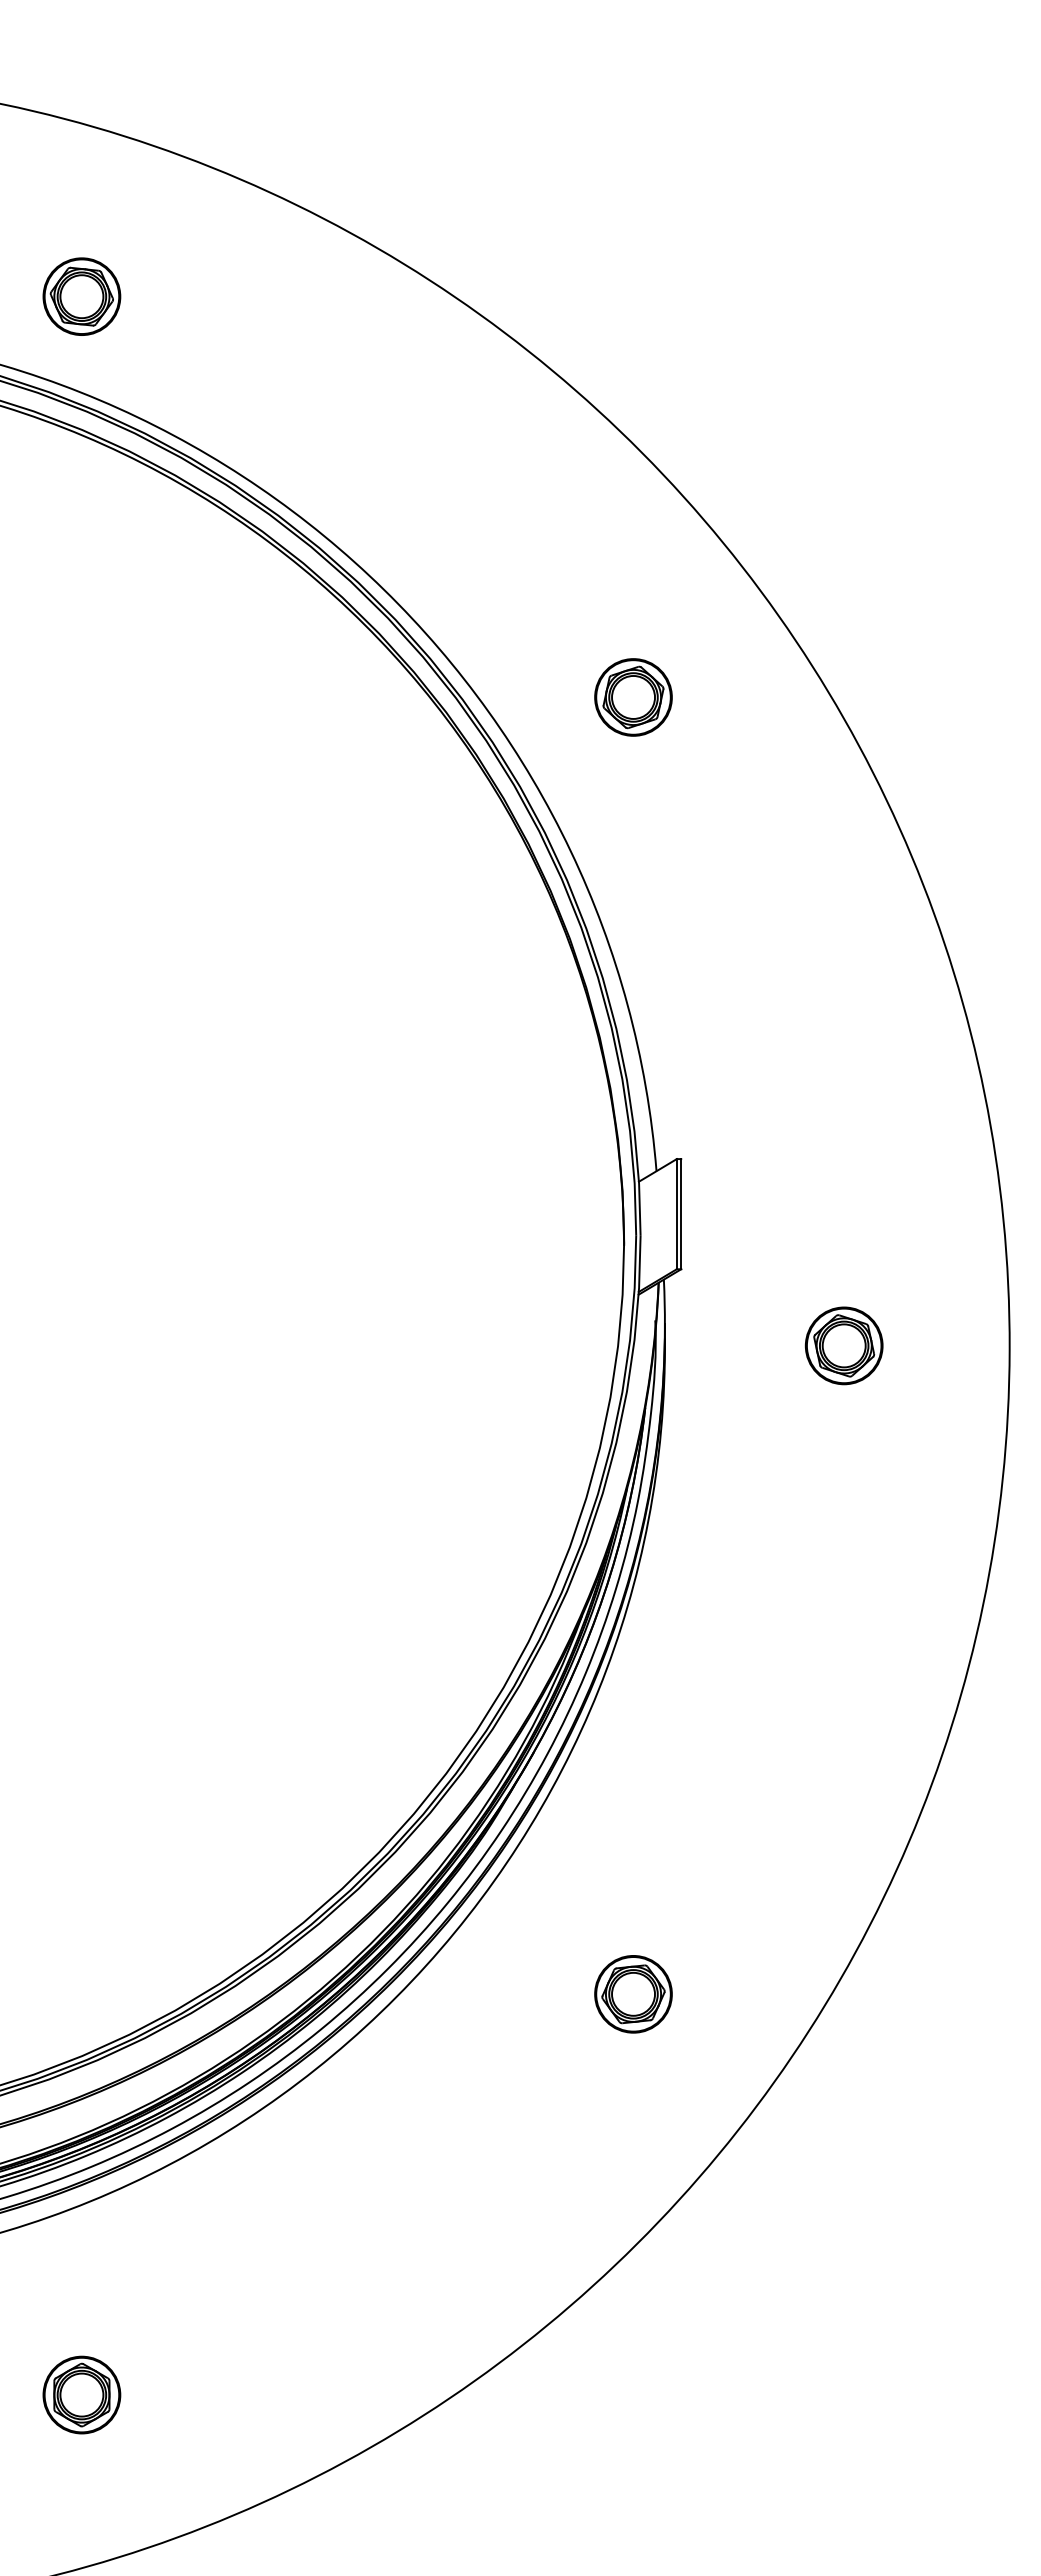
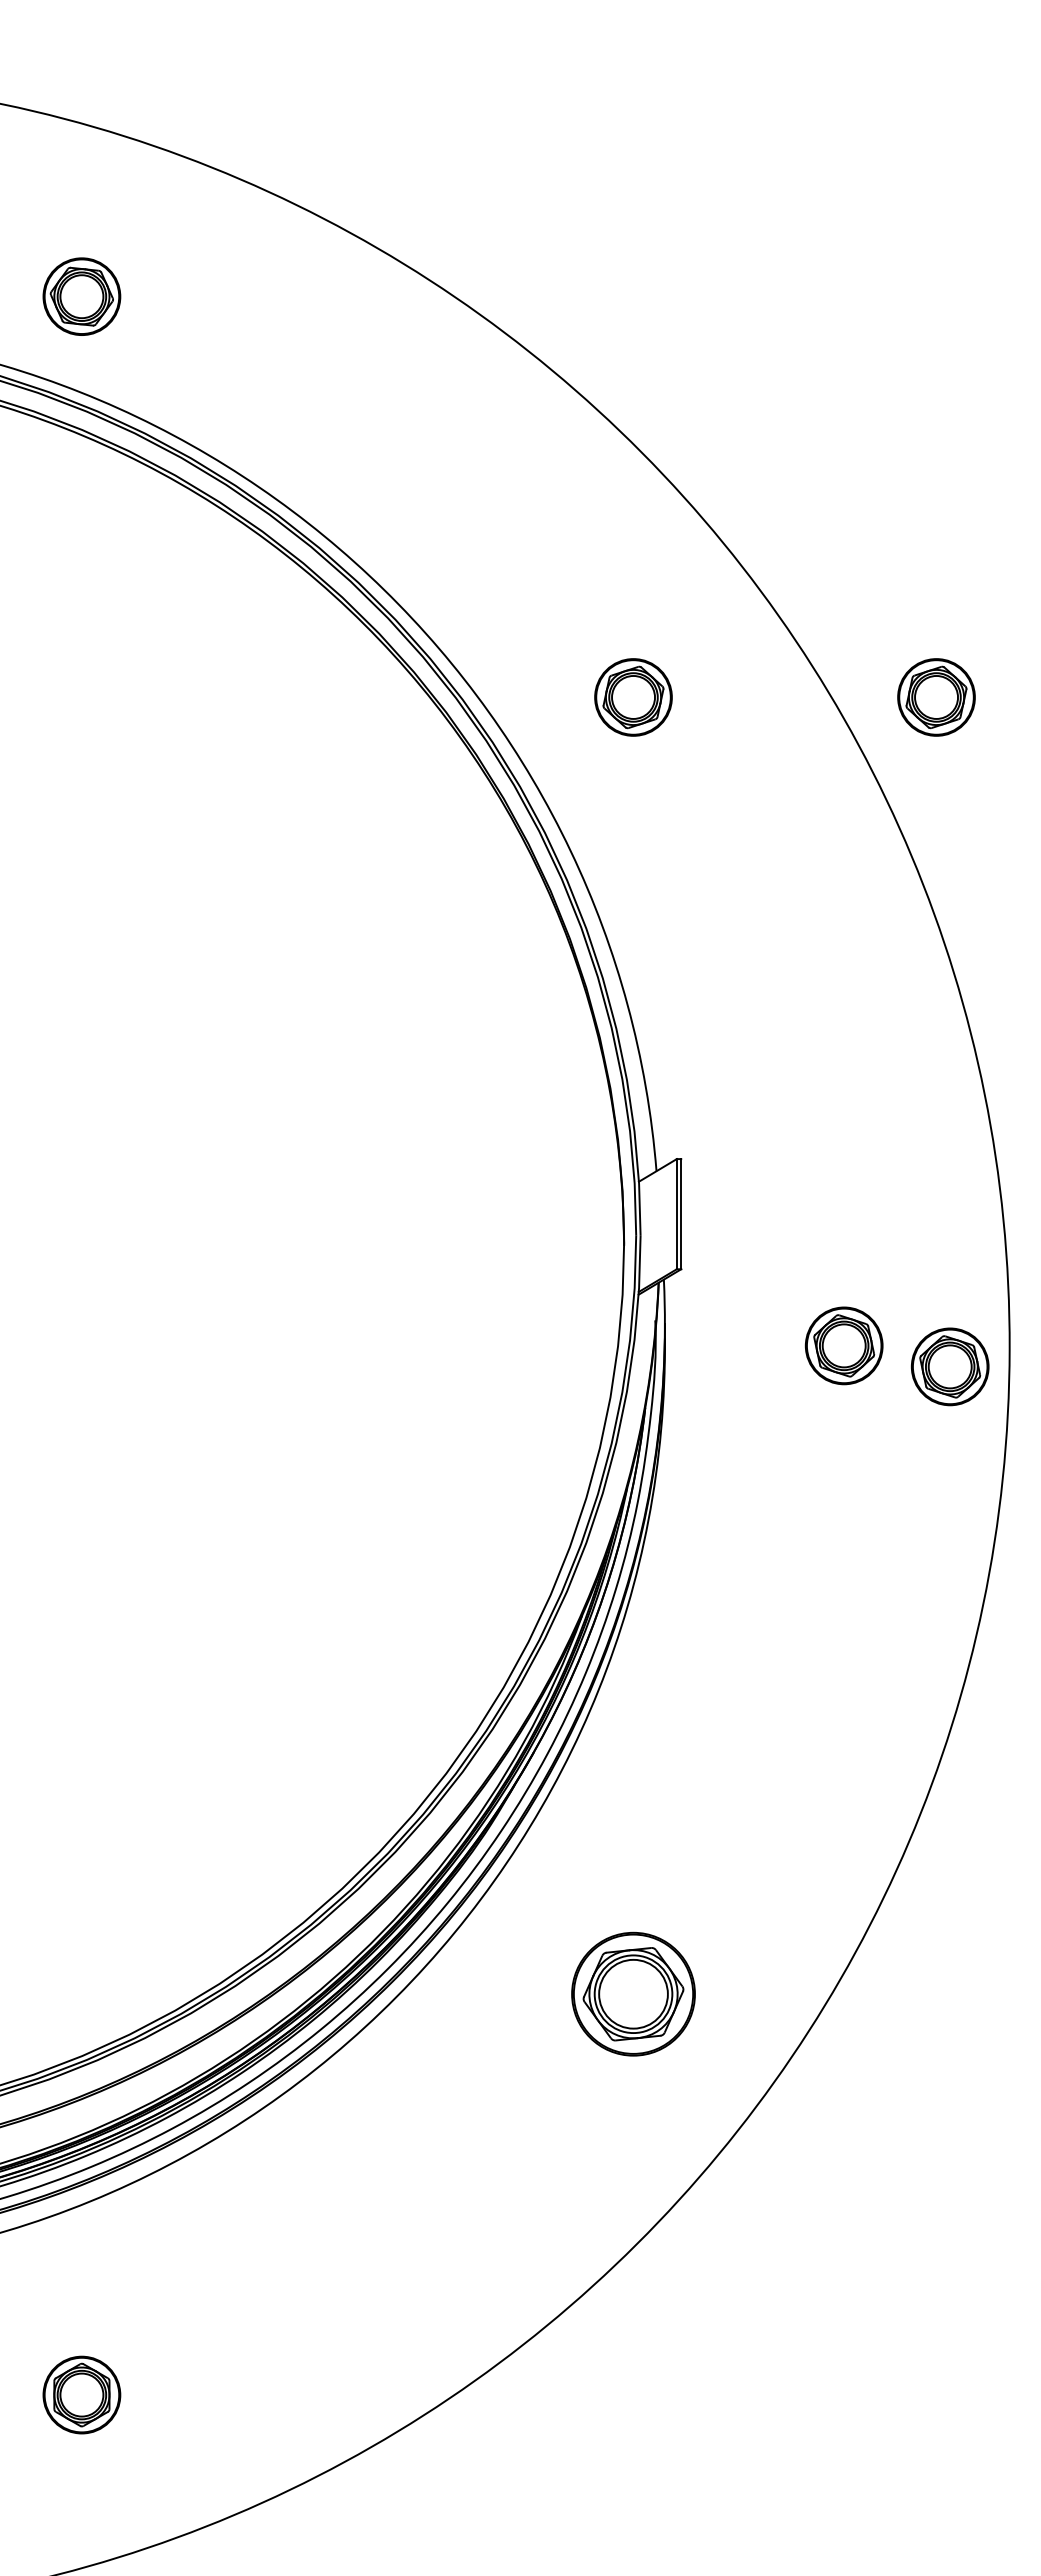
part: none -> present (936, 697)
part: none -> present (949, 1366)
part size: 79x79 px -> 125x126 px (633, 1993)
